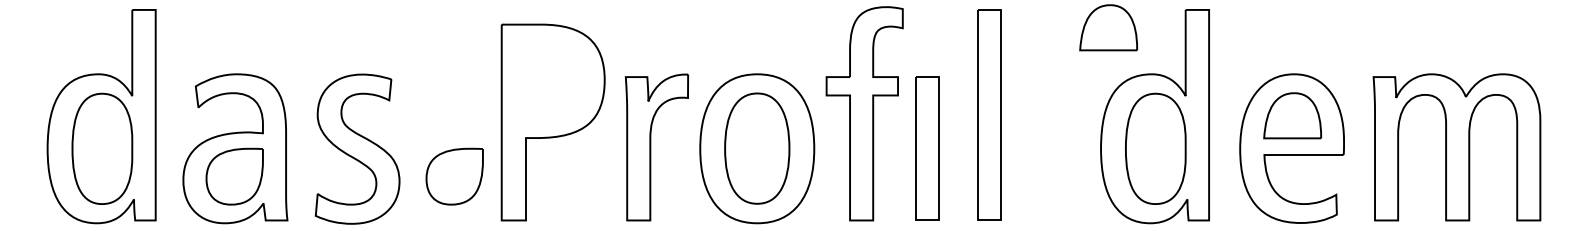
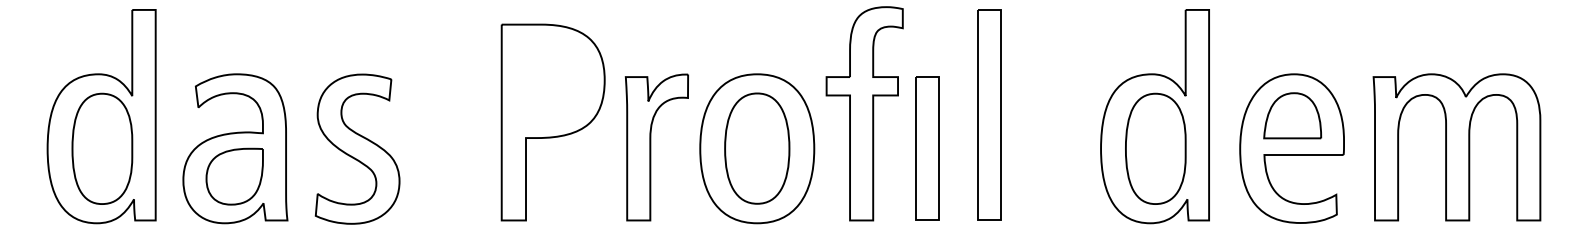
part: present -> none (1108, 27)
part: present -> none (454, 176)
